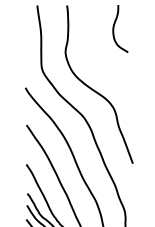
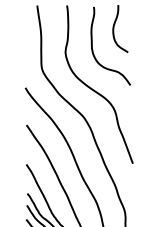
curve: none -> present (93, 49)
